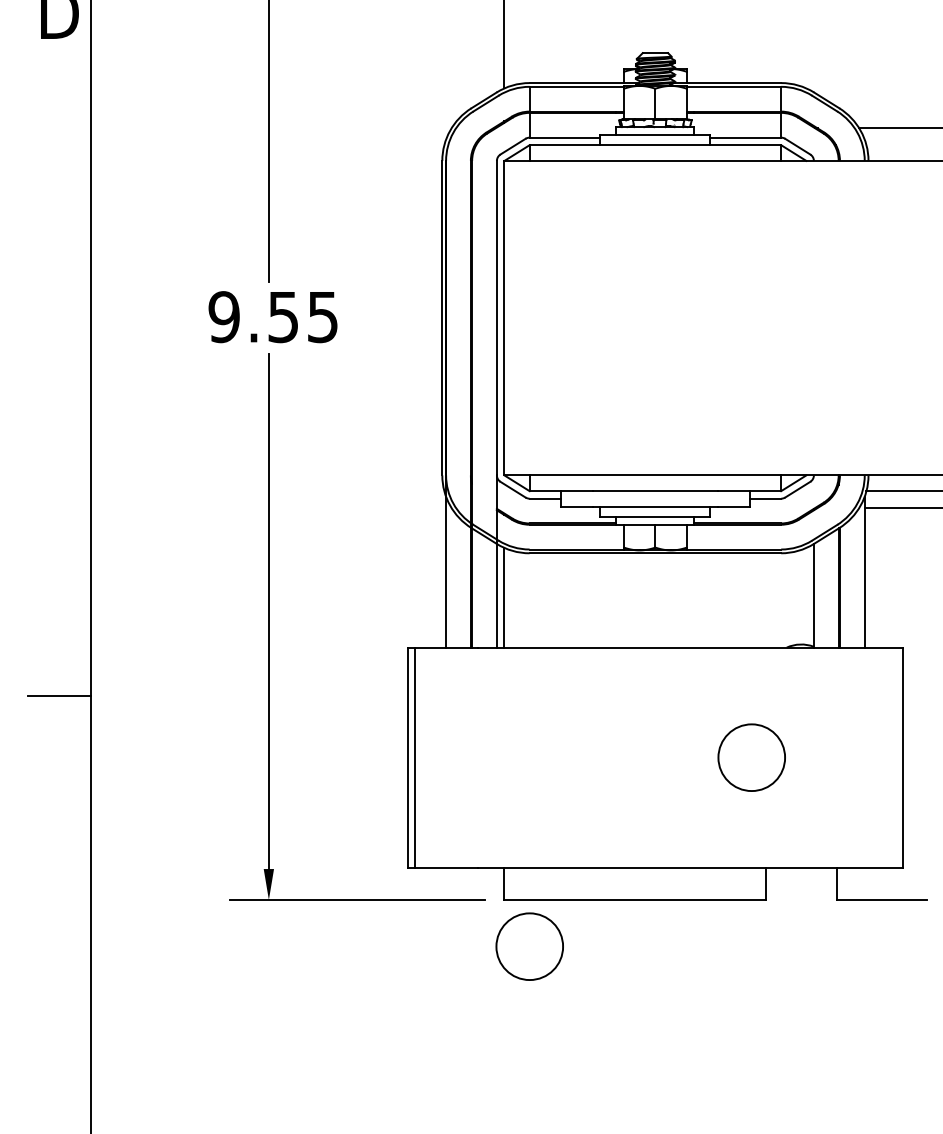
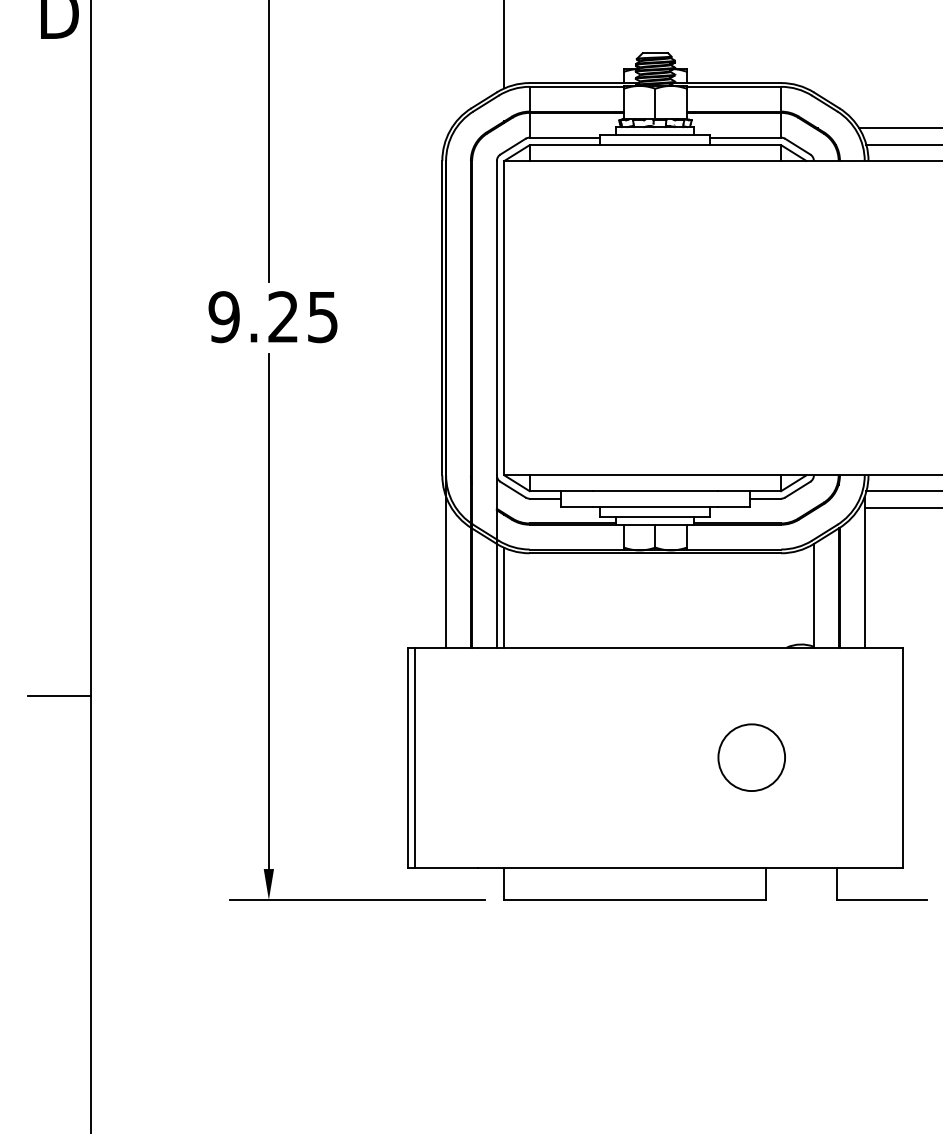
line: none -> present (902, 145)
text: 9.55 -> 9.25 (282, 317)
circle: present -> none (529, 946)
